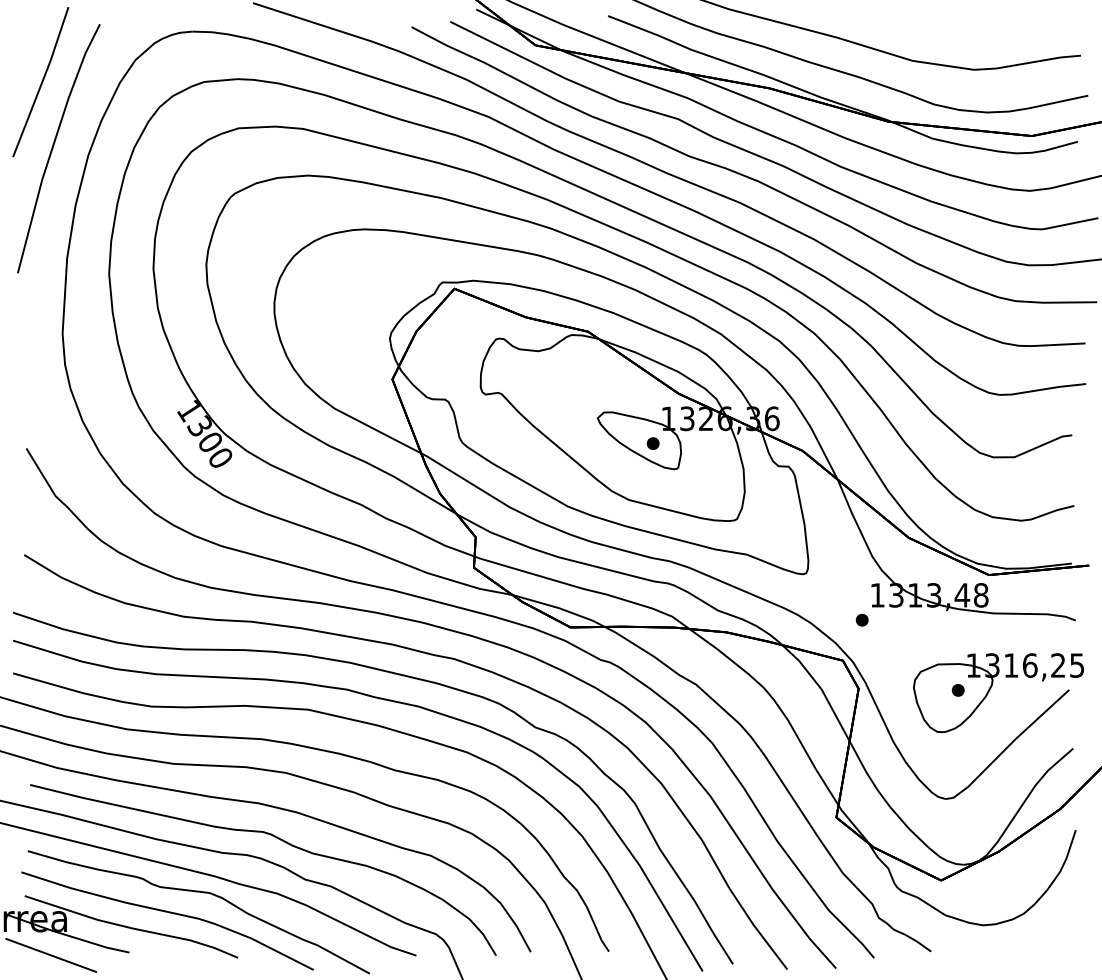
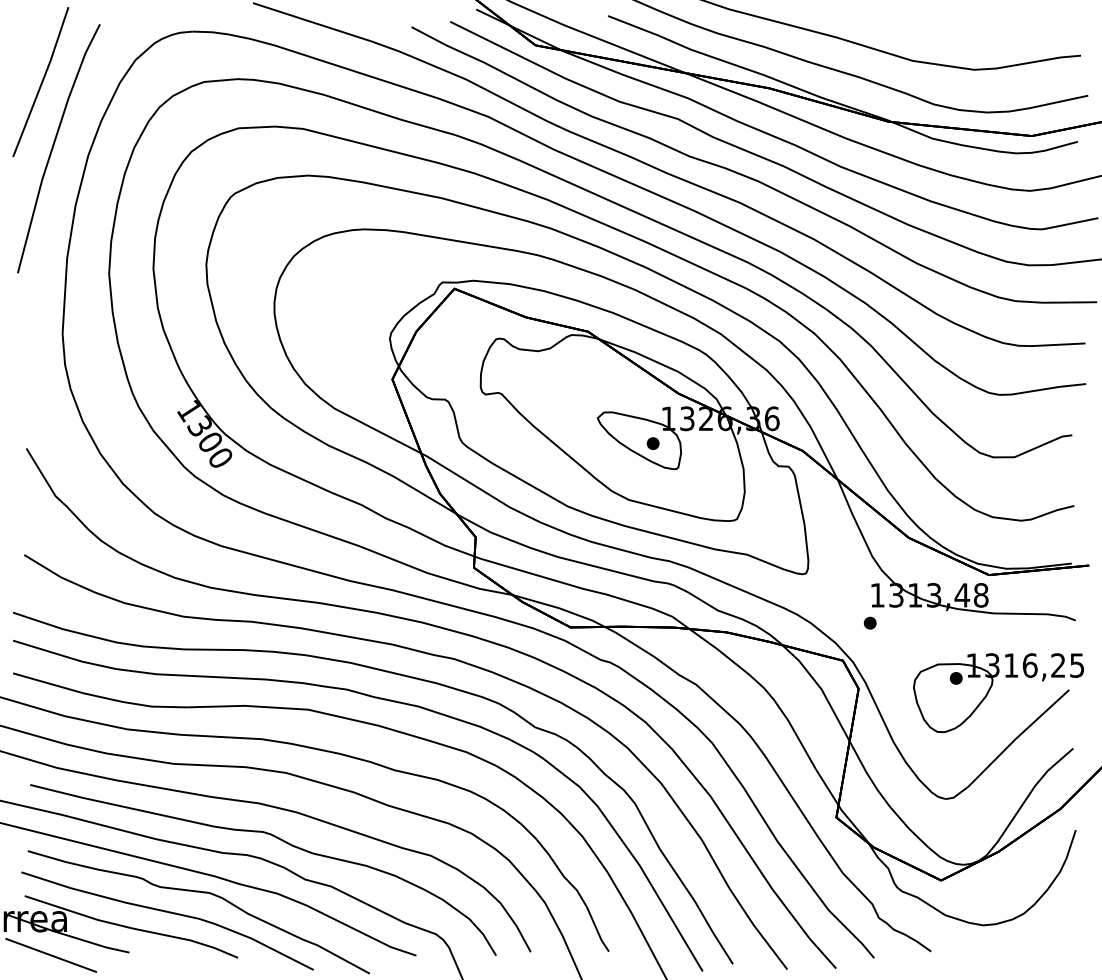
part position: (861, 619) -> (869, 622) (869, 622)
part position: (957, 690) -> (955, 678) (955, 678)
